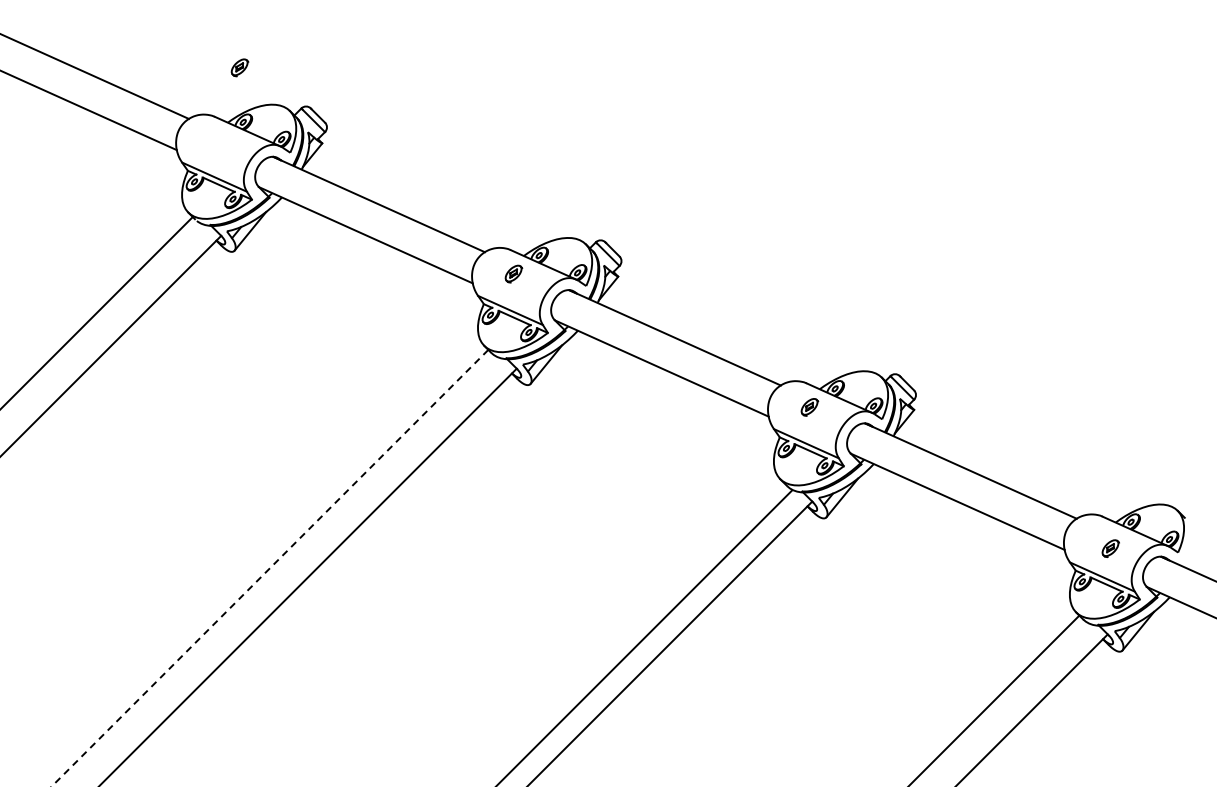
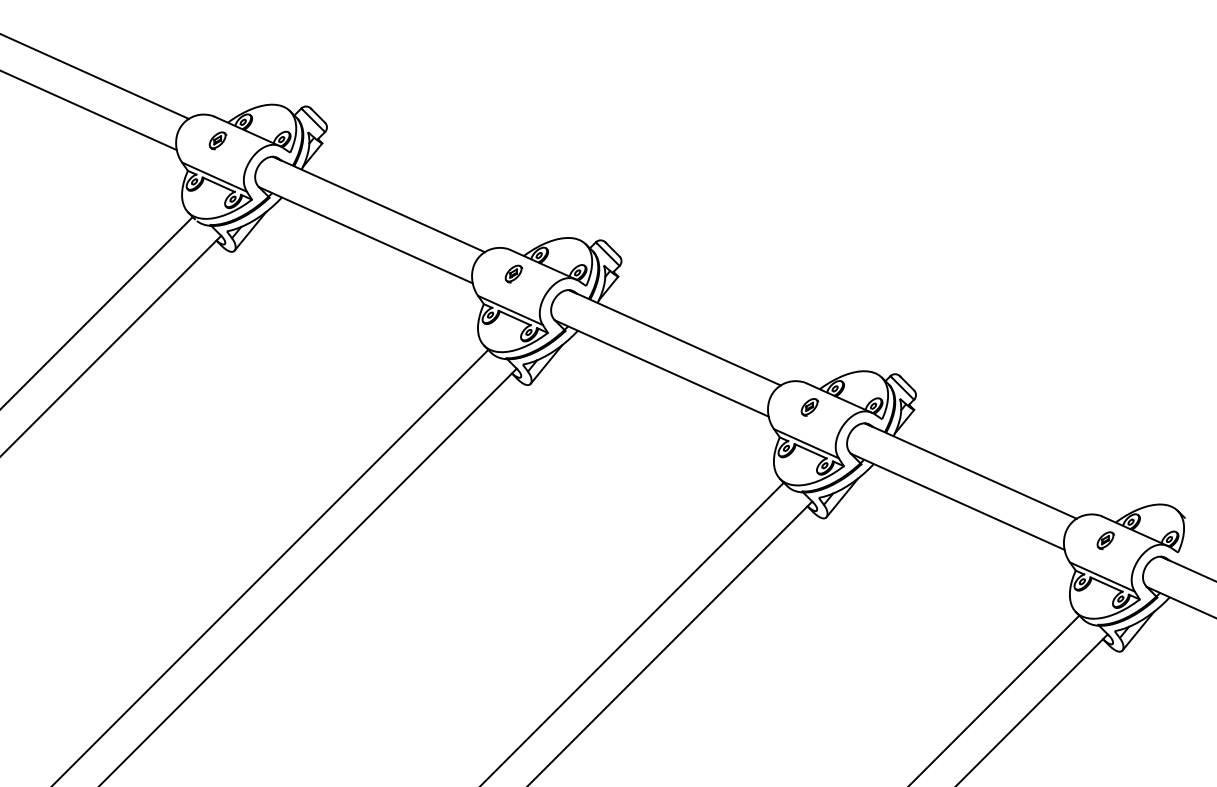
part position: (239, 67) -> (217, 140) (217, 140)
part position: (1110, 548) -> (1105, 540) (1105, 540)
line: dashed -> solid (269, 568)
line position: (645, 636) -> (633, 632) (633, 632)
